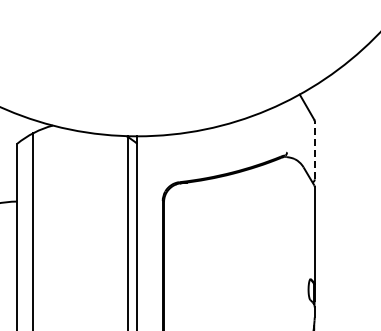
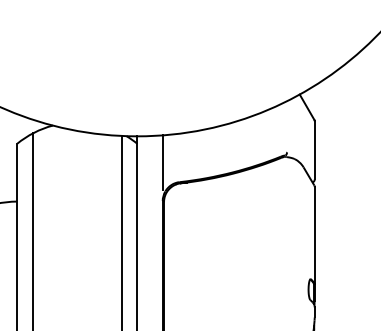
line: dashed -> solid (314, 149)
line: none -> present (162, 162)
line position: (127, 231) -> (121, 231) (121, 231)
